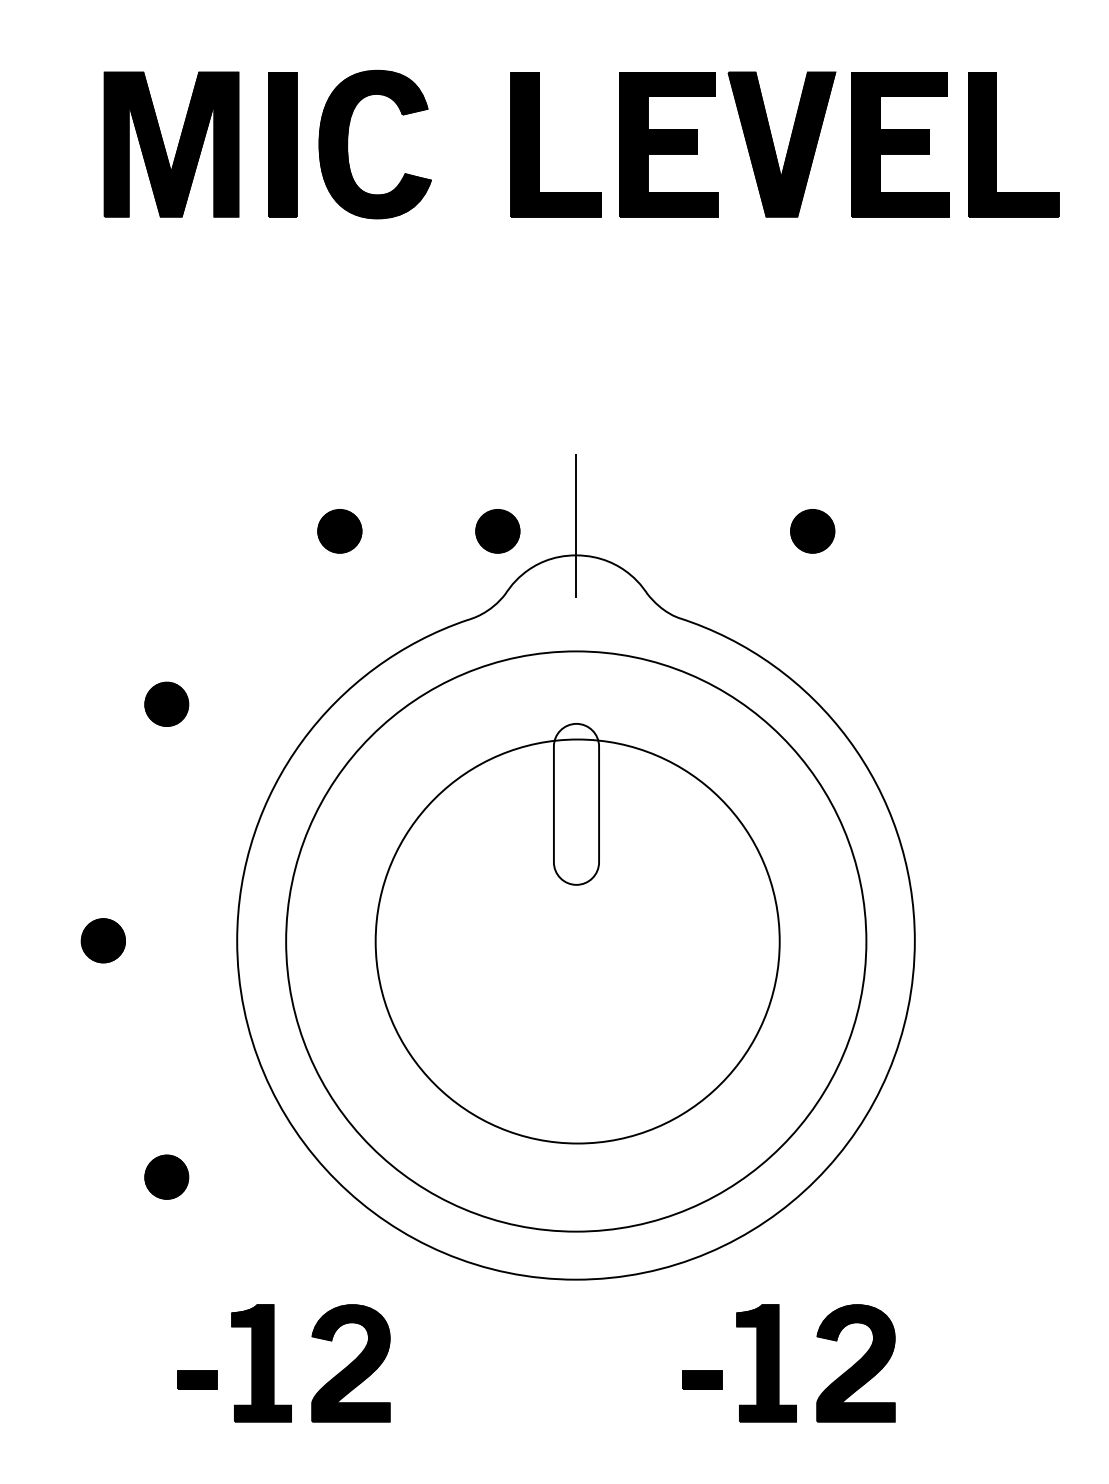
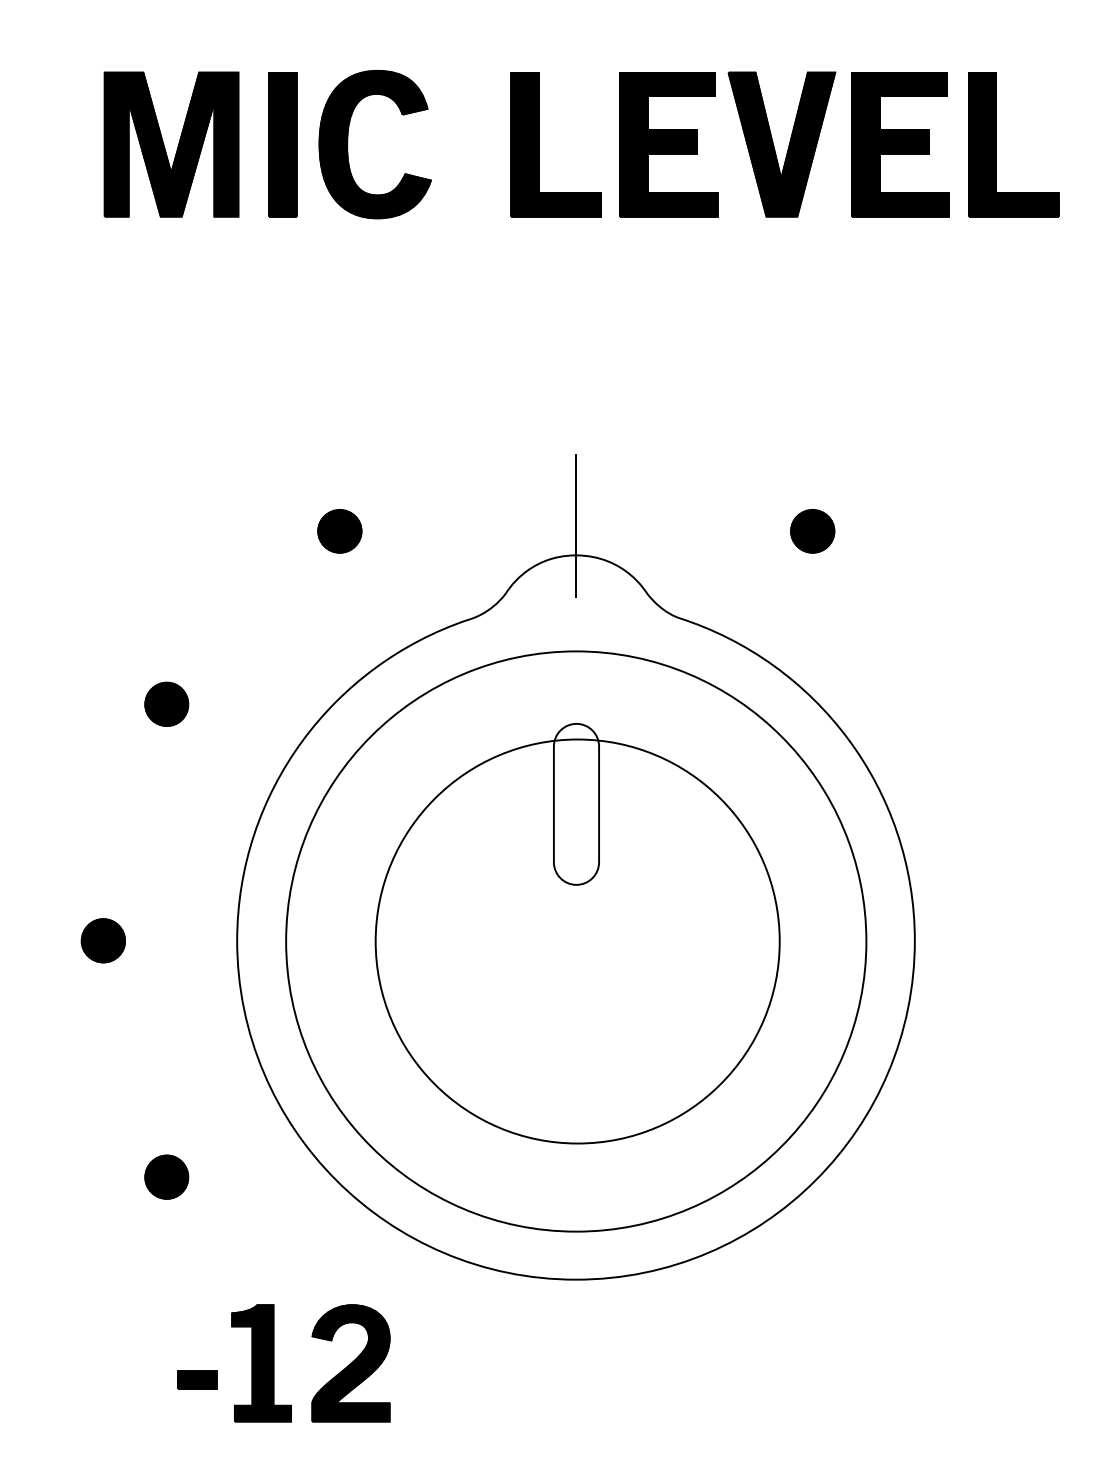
part: present -> none (497, 531)
part: present -> none (779, 1363)
